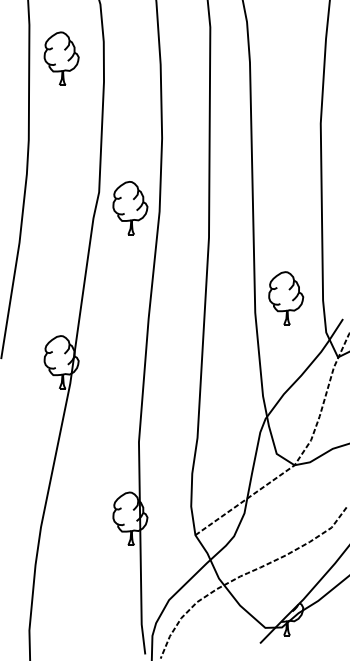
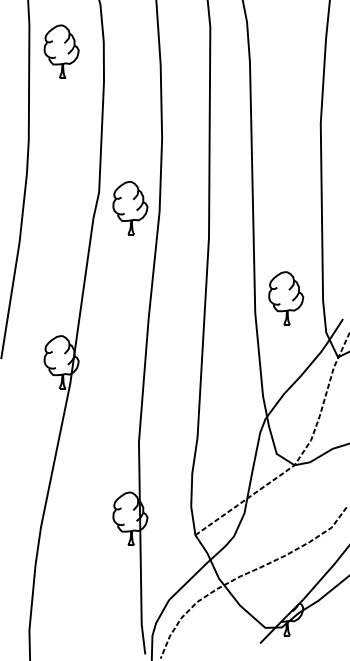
part position: (61, 58) -> (61, 51) (61, 51)
